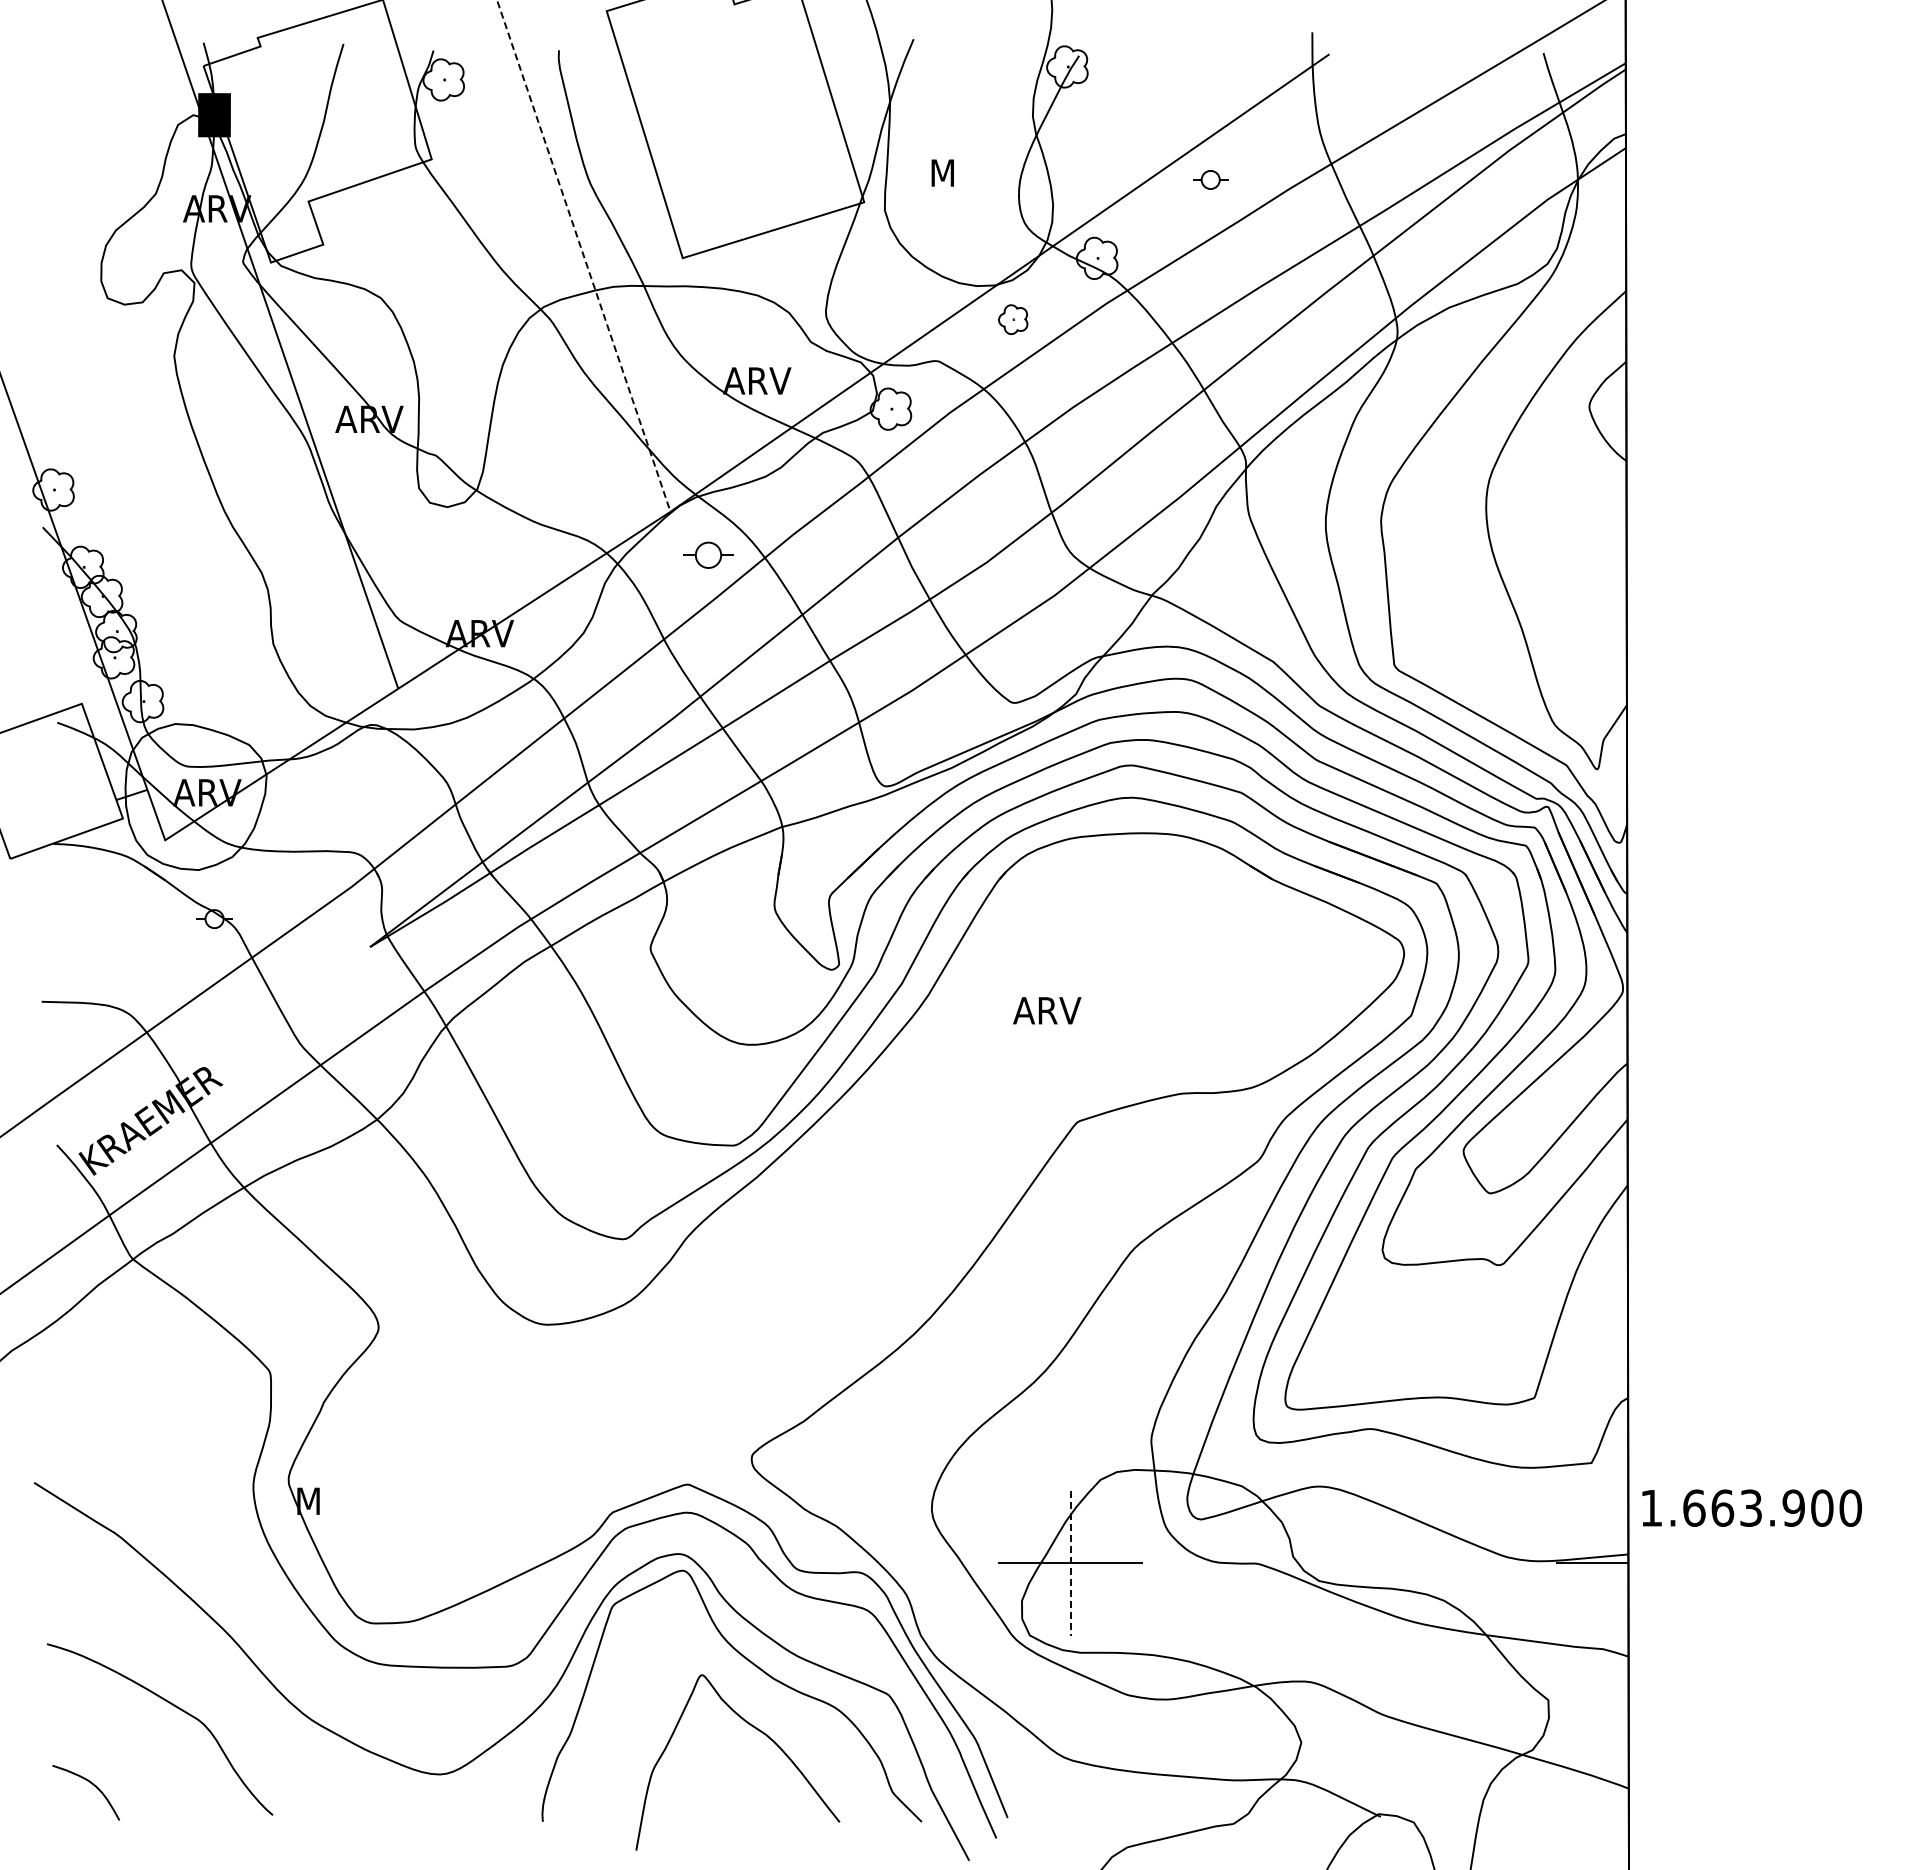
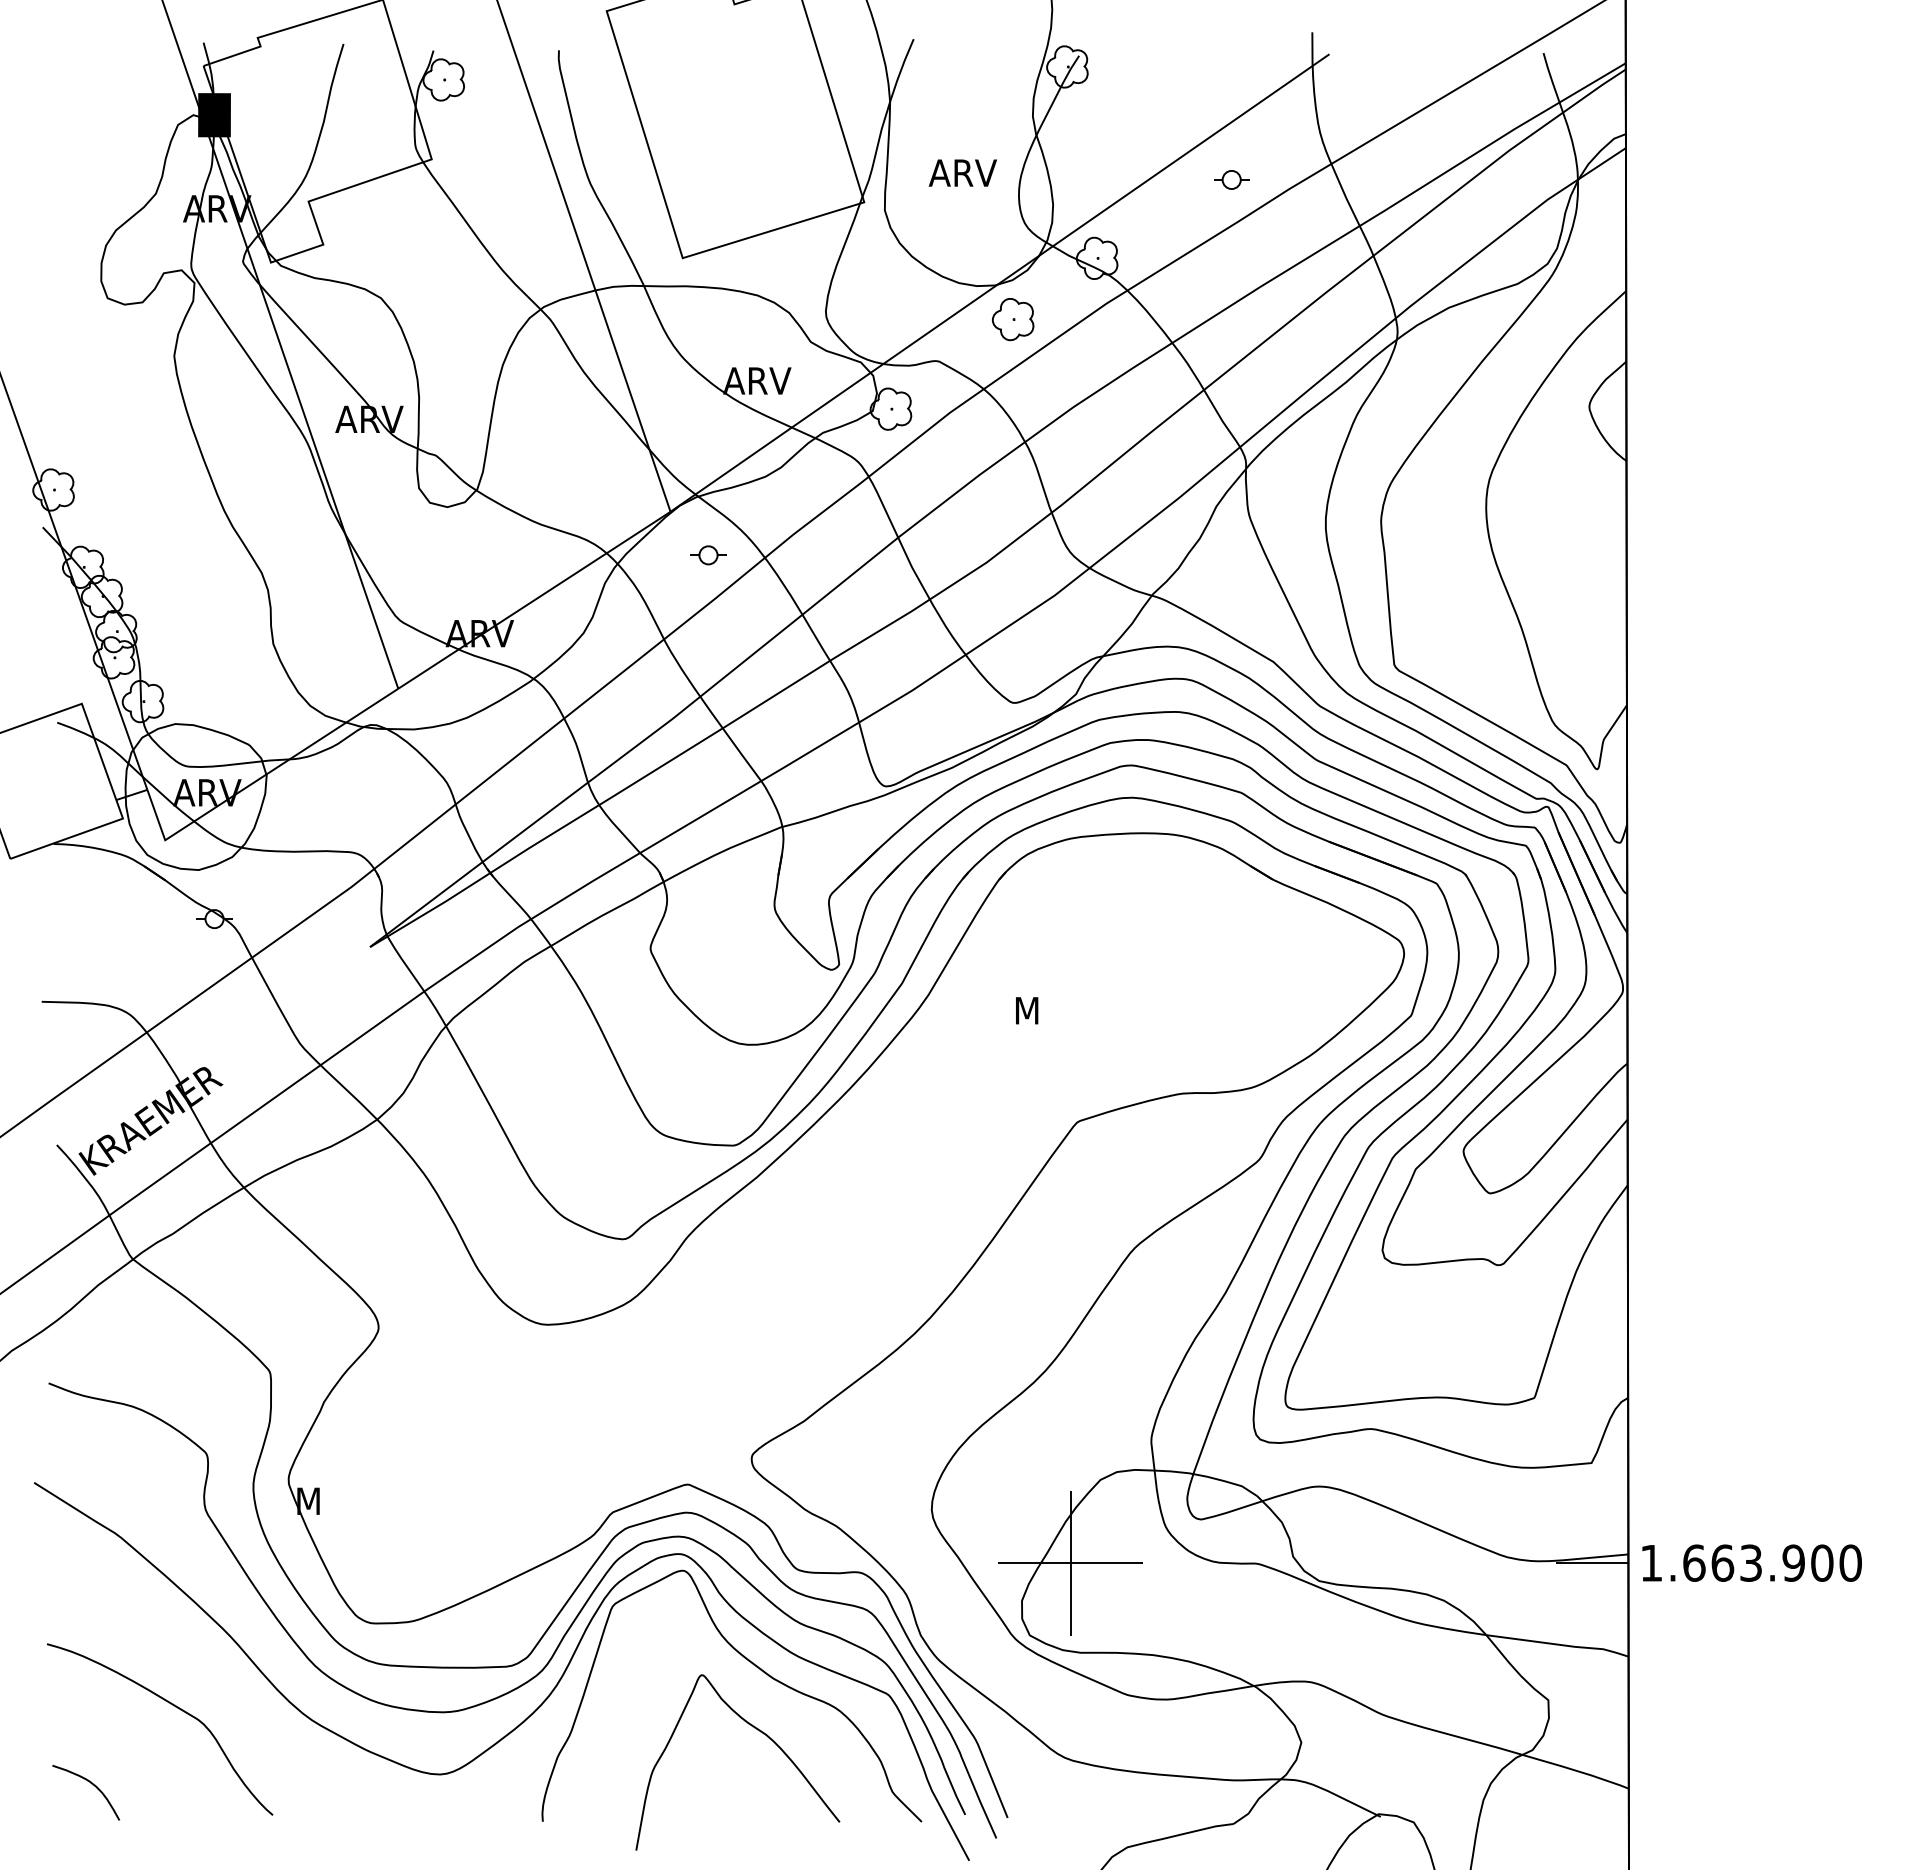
text: M -> ARV (962, 172)
part position: (1210, 179) -> (1231, 179) (1231, 179)
line: dashed -> solid (583, 256)
part size: 31x31 px -> 43x44 px (1013, 319)
part size: 51x28 px -> 37x21 px (708, 555)
text: ARV -> M (1047, 1010)
text position: (1751, 1507) -> (1751, 1562) (1751, 1562)
line: dashed -> solid (1070, 1563)
curve: none -> present (562, 1636)
